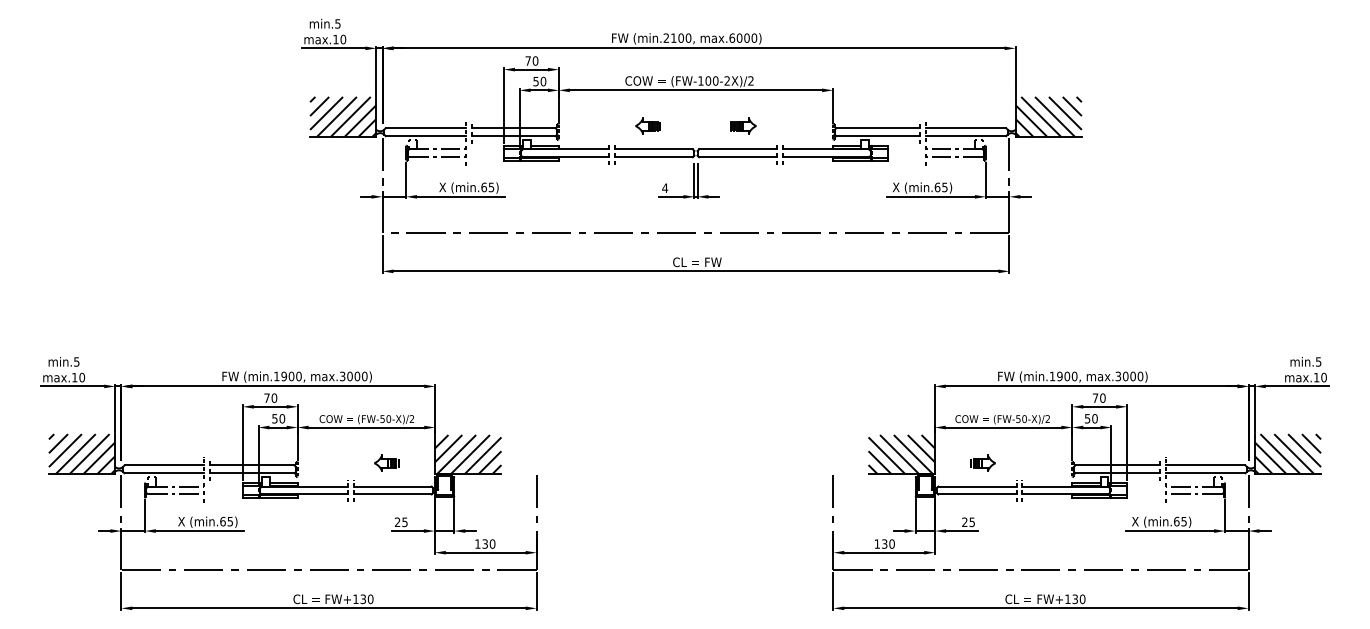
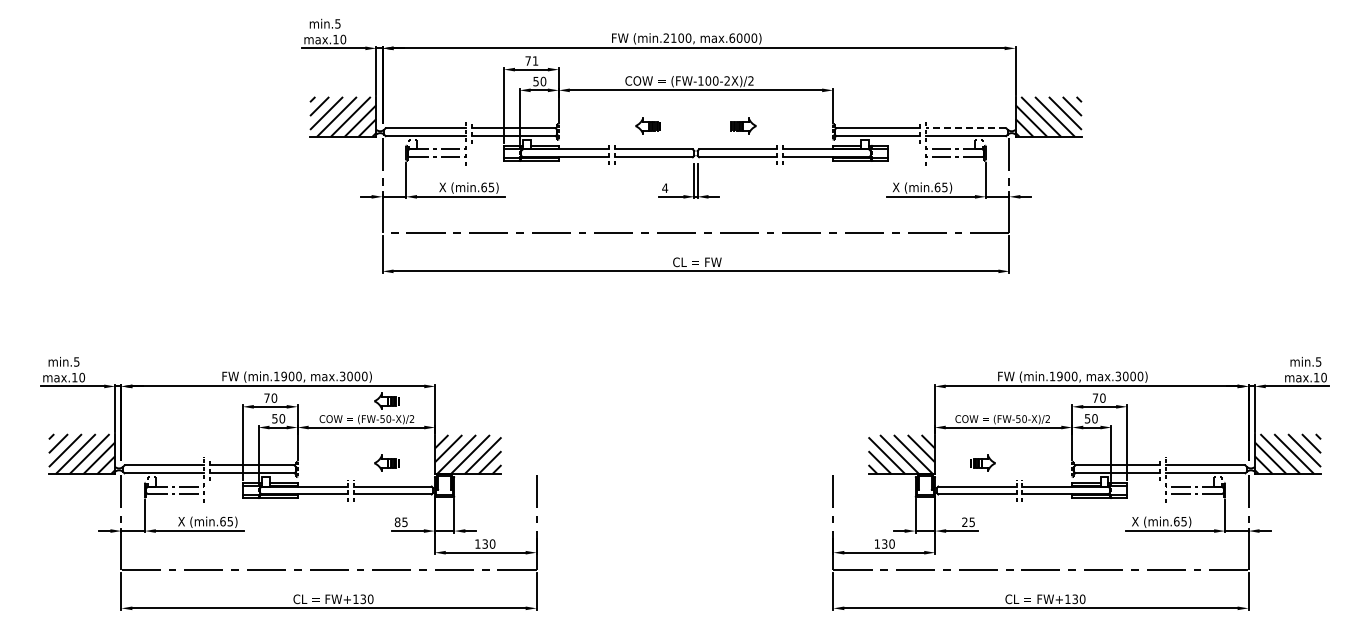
text: 70 -> 71 (535, 60)
line: solid -> dashed (966, 128)
part: none -> present (386, 400)
text: 25 -> 85 (397, 522)
